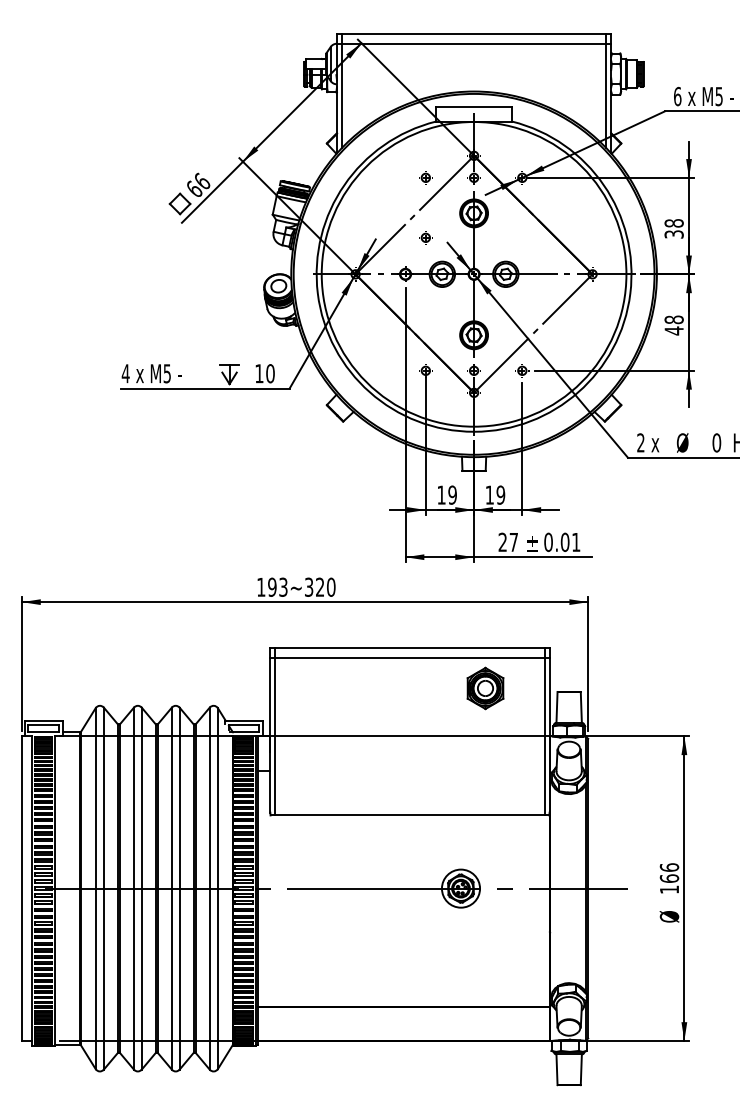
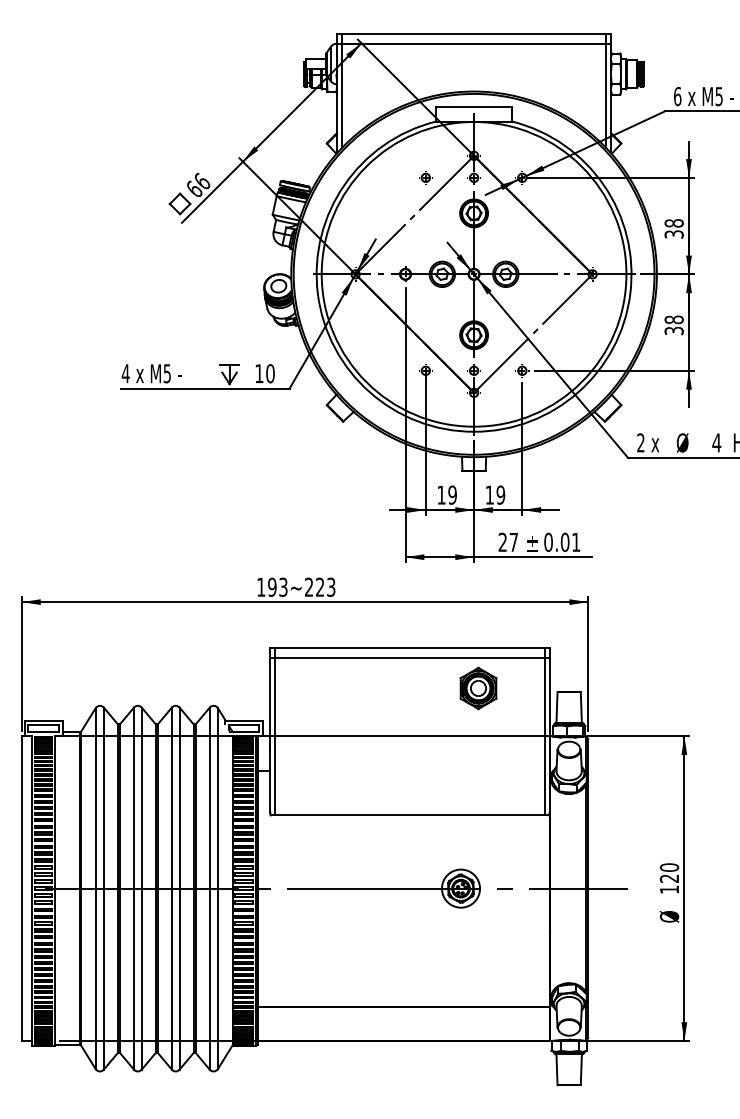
part: present -> none (425, 237)
text: 48 -> 38 (673, 330)
text: 0 -> 4 (716, 442)
text: 193~320 -> 193~223 (320, 586)
part position: (485, 688) -> (478, 688) (478, 688)
text: 166 -> 120 (669, 872)
